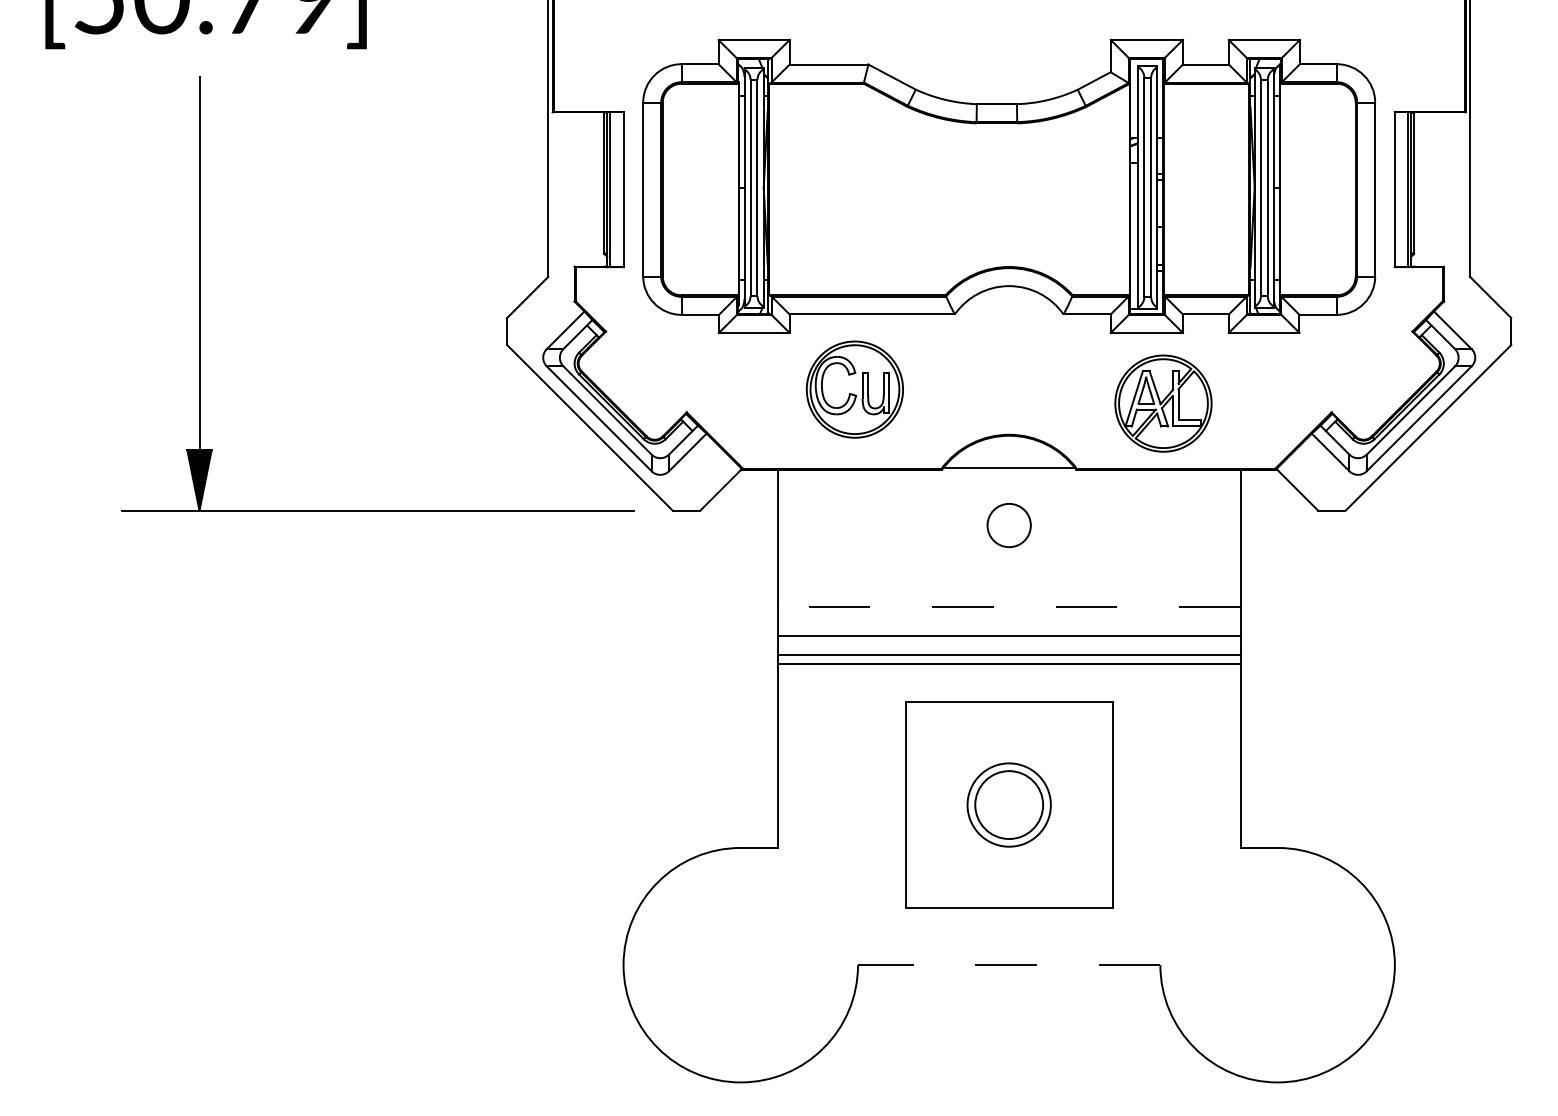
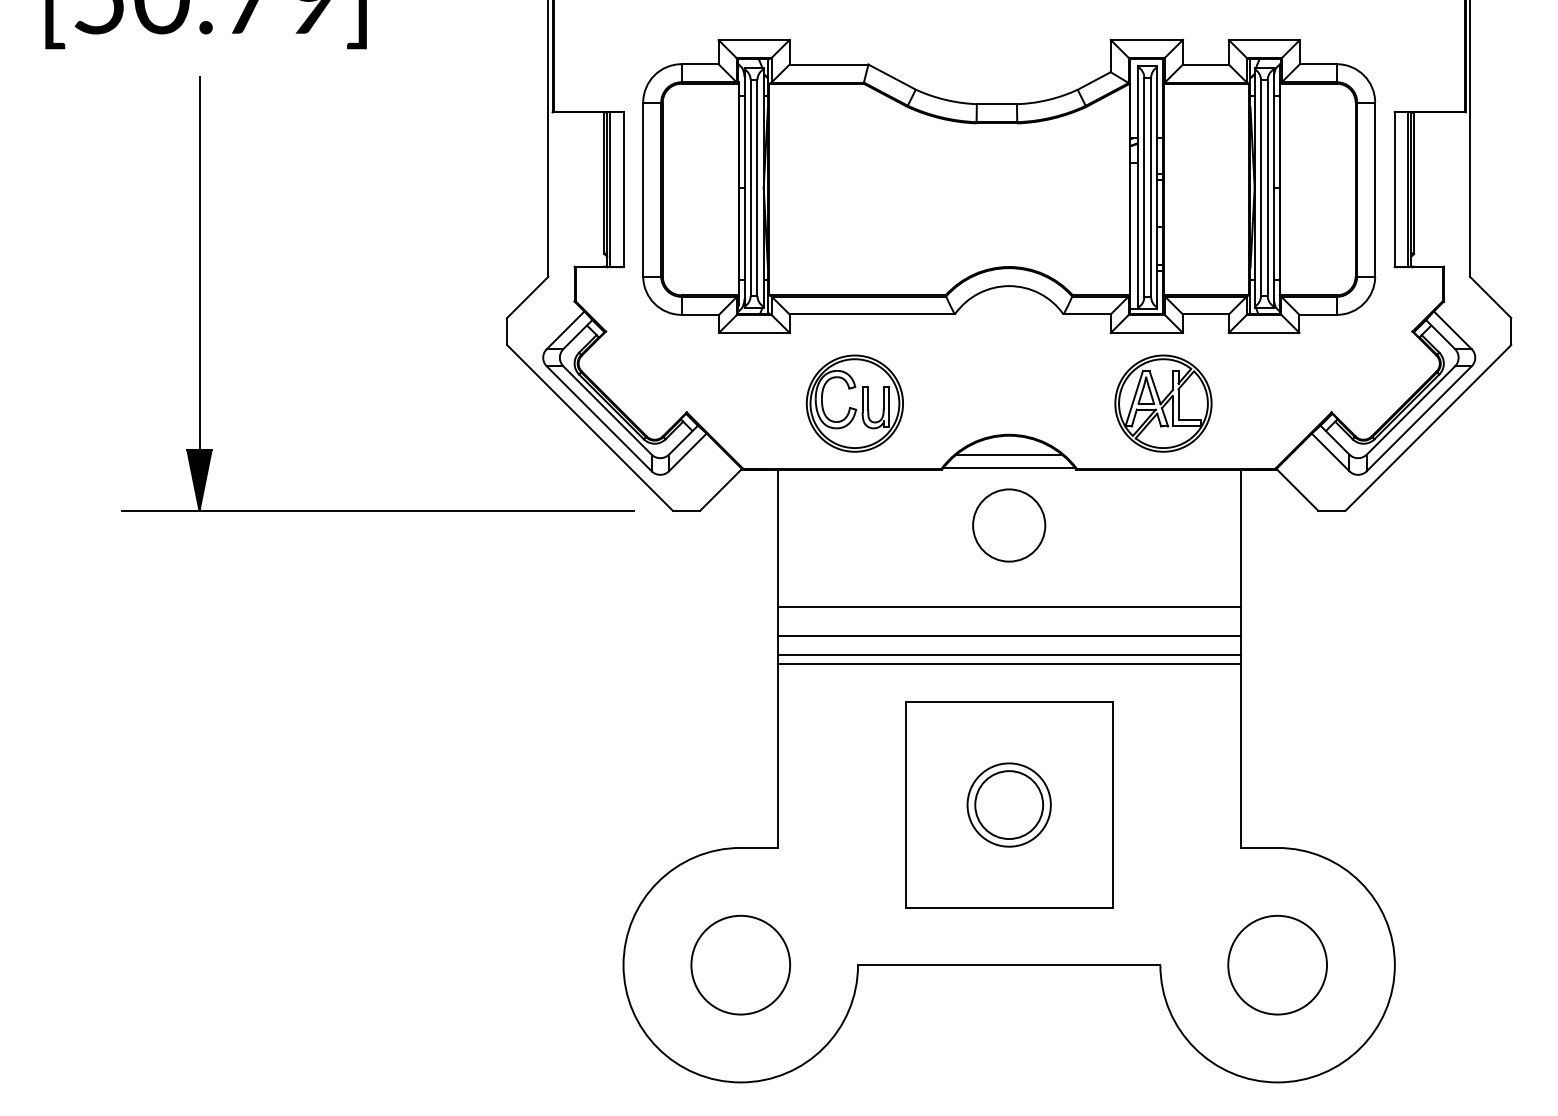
part position: (854, 389) -> (854, 403) (854, 403)
line: none -> present (1009, 455)
circle diameter: 43 px -> 72 px (1009, 525)
line: dashed -> solid (1008, 606)
circle: none -> present (740, 964)
circle: none -> present (1277, 964)
line: dashed -> solid (1008, 965)
